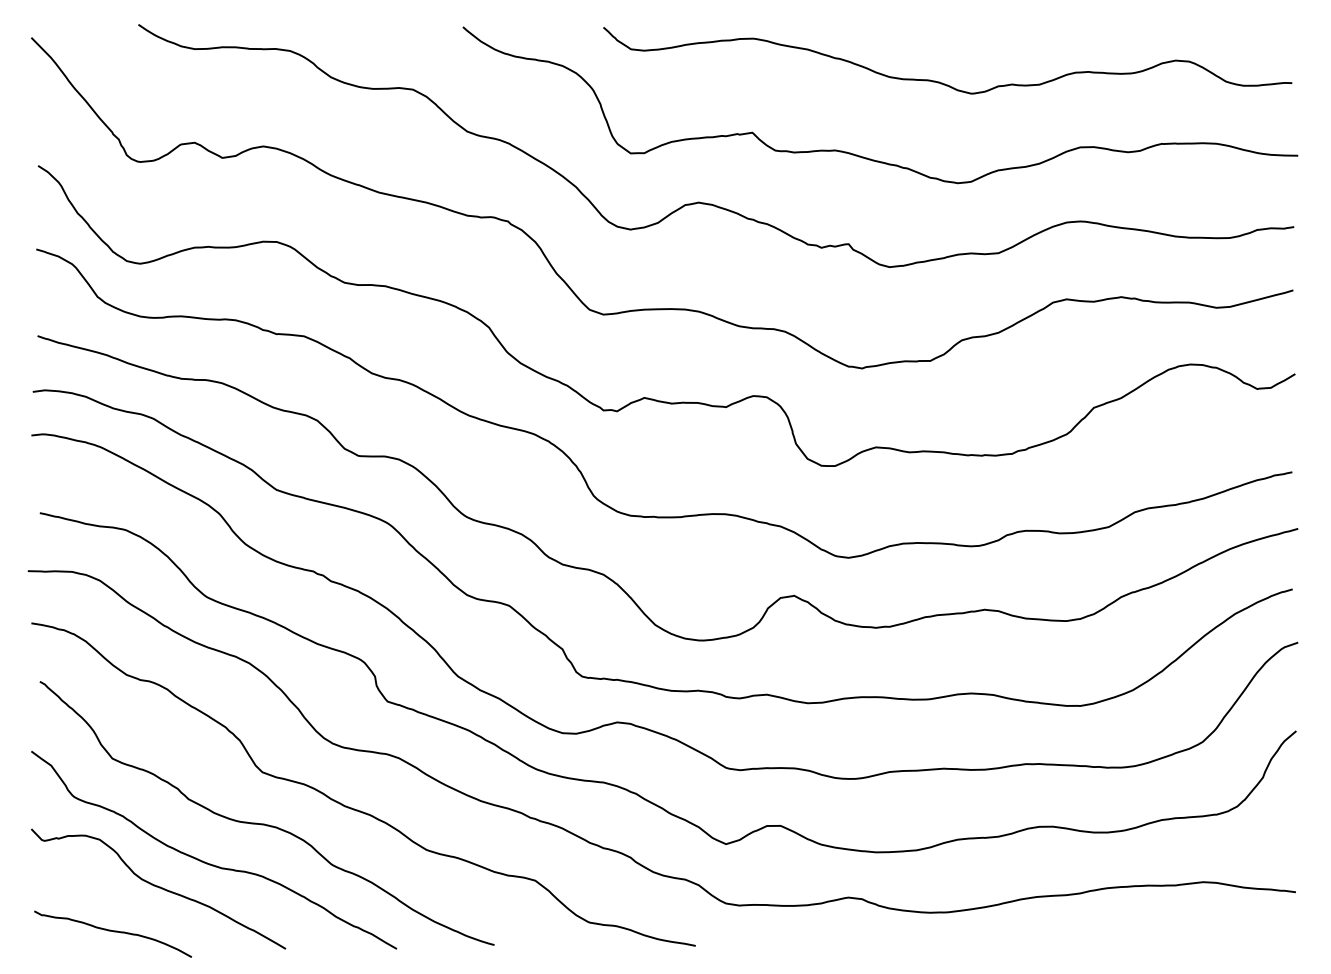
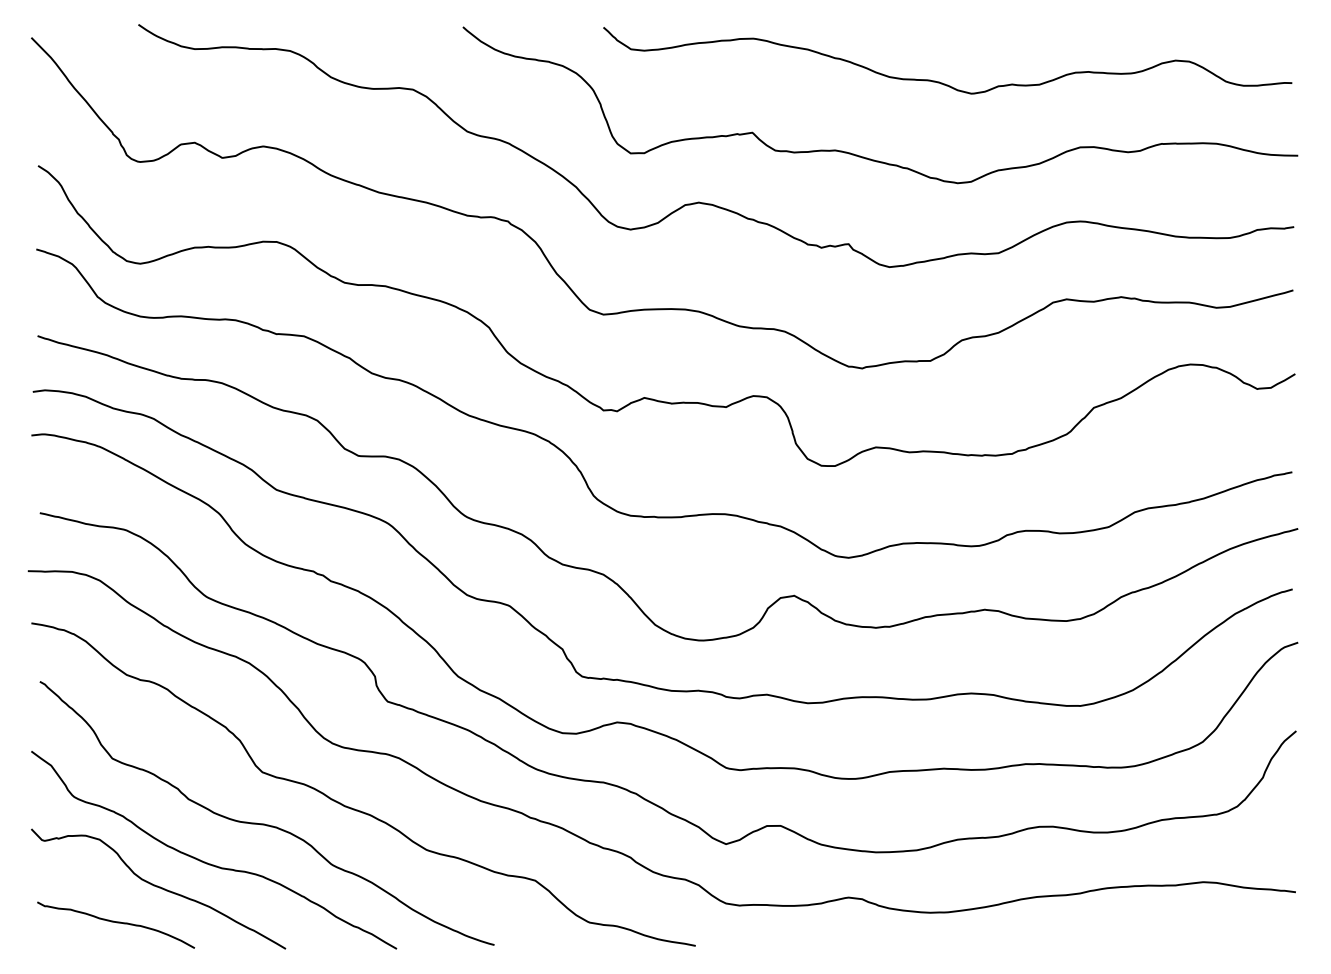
curve position: (113, 932) -> (116, 923) (116, 923)
